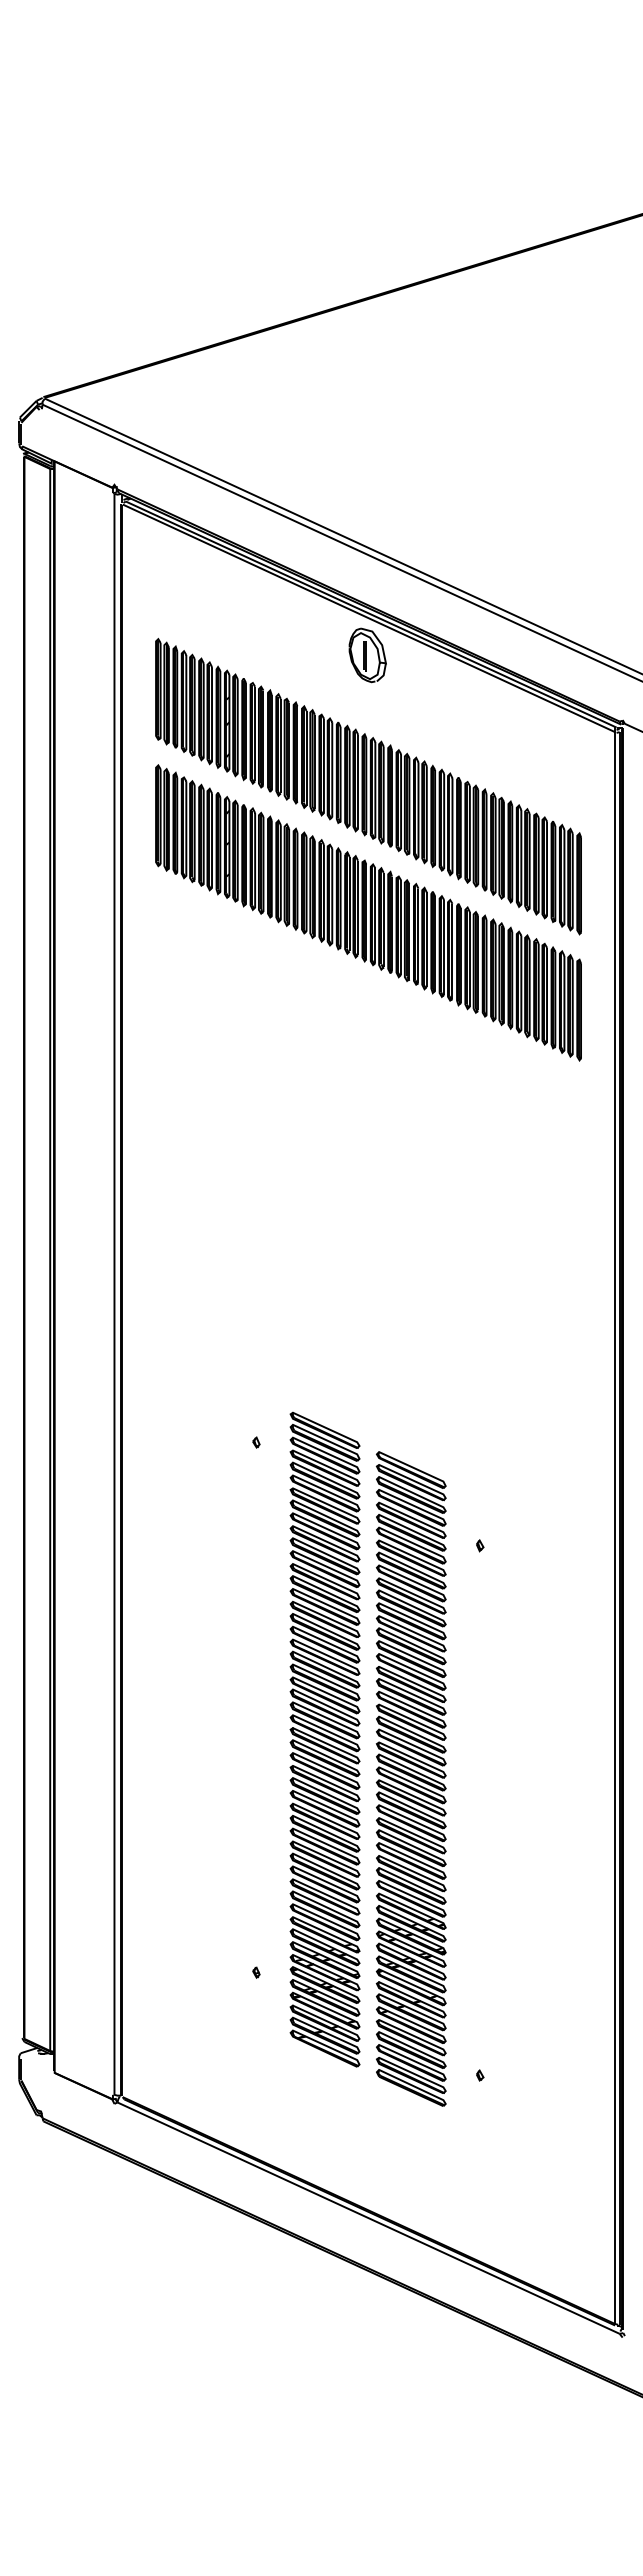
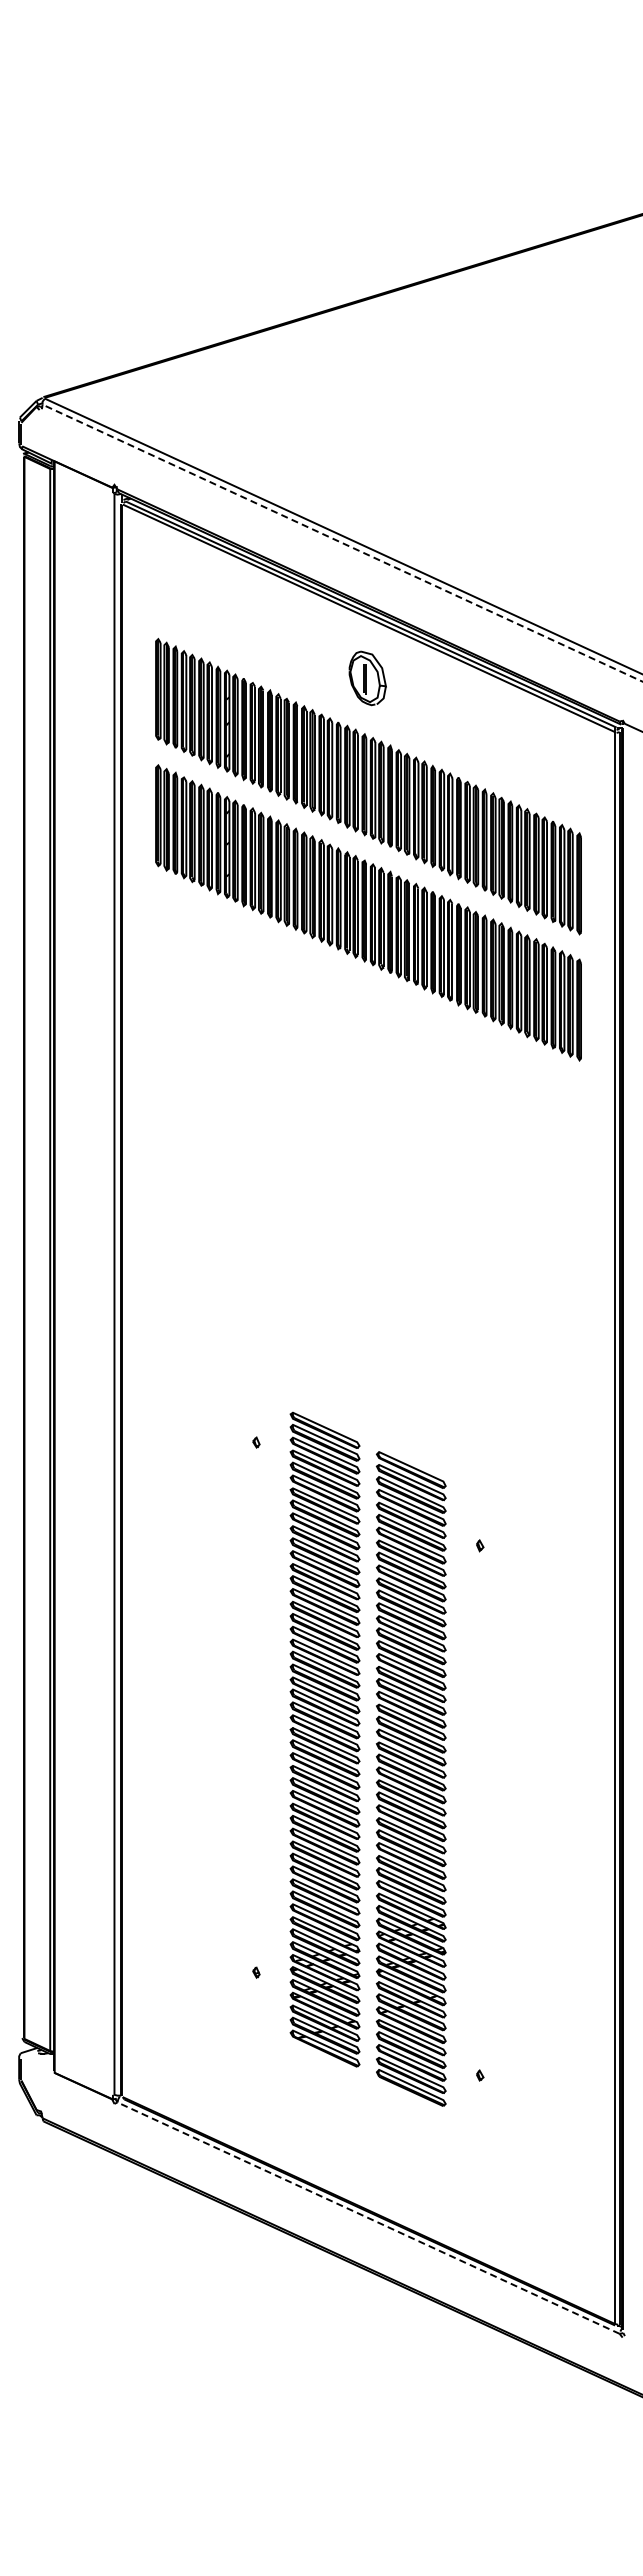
line: solid -> dashed (341, 542)
part position: (367, 655) -> (367, 678) (367, 678)
line: solid -> dashed (368, 2217)
